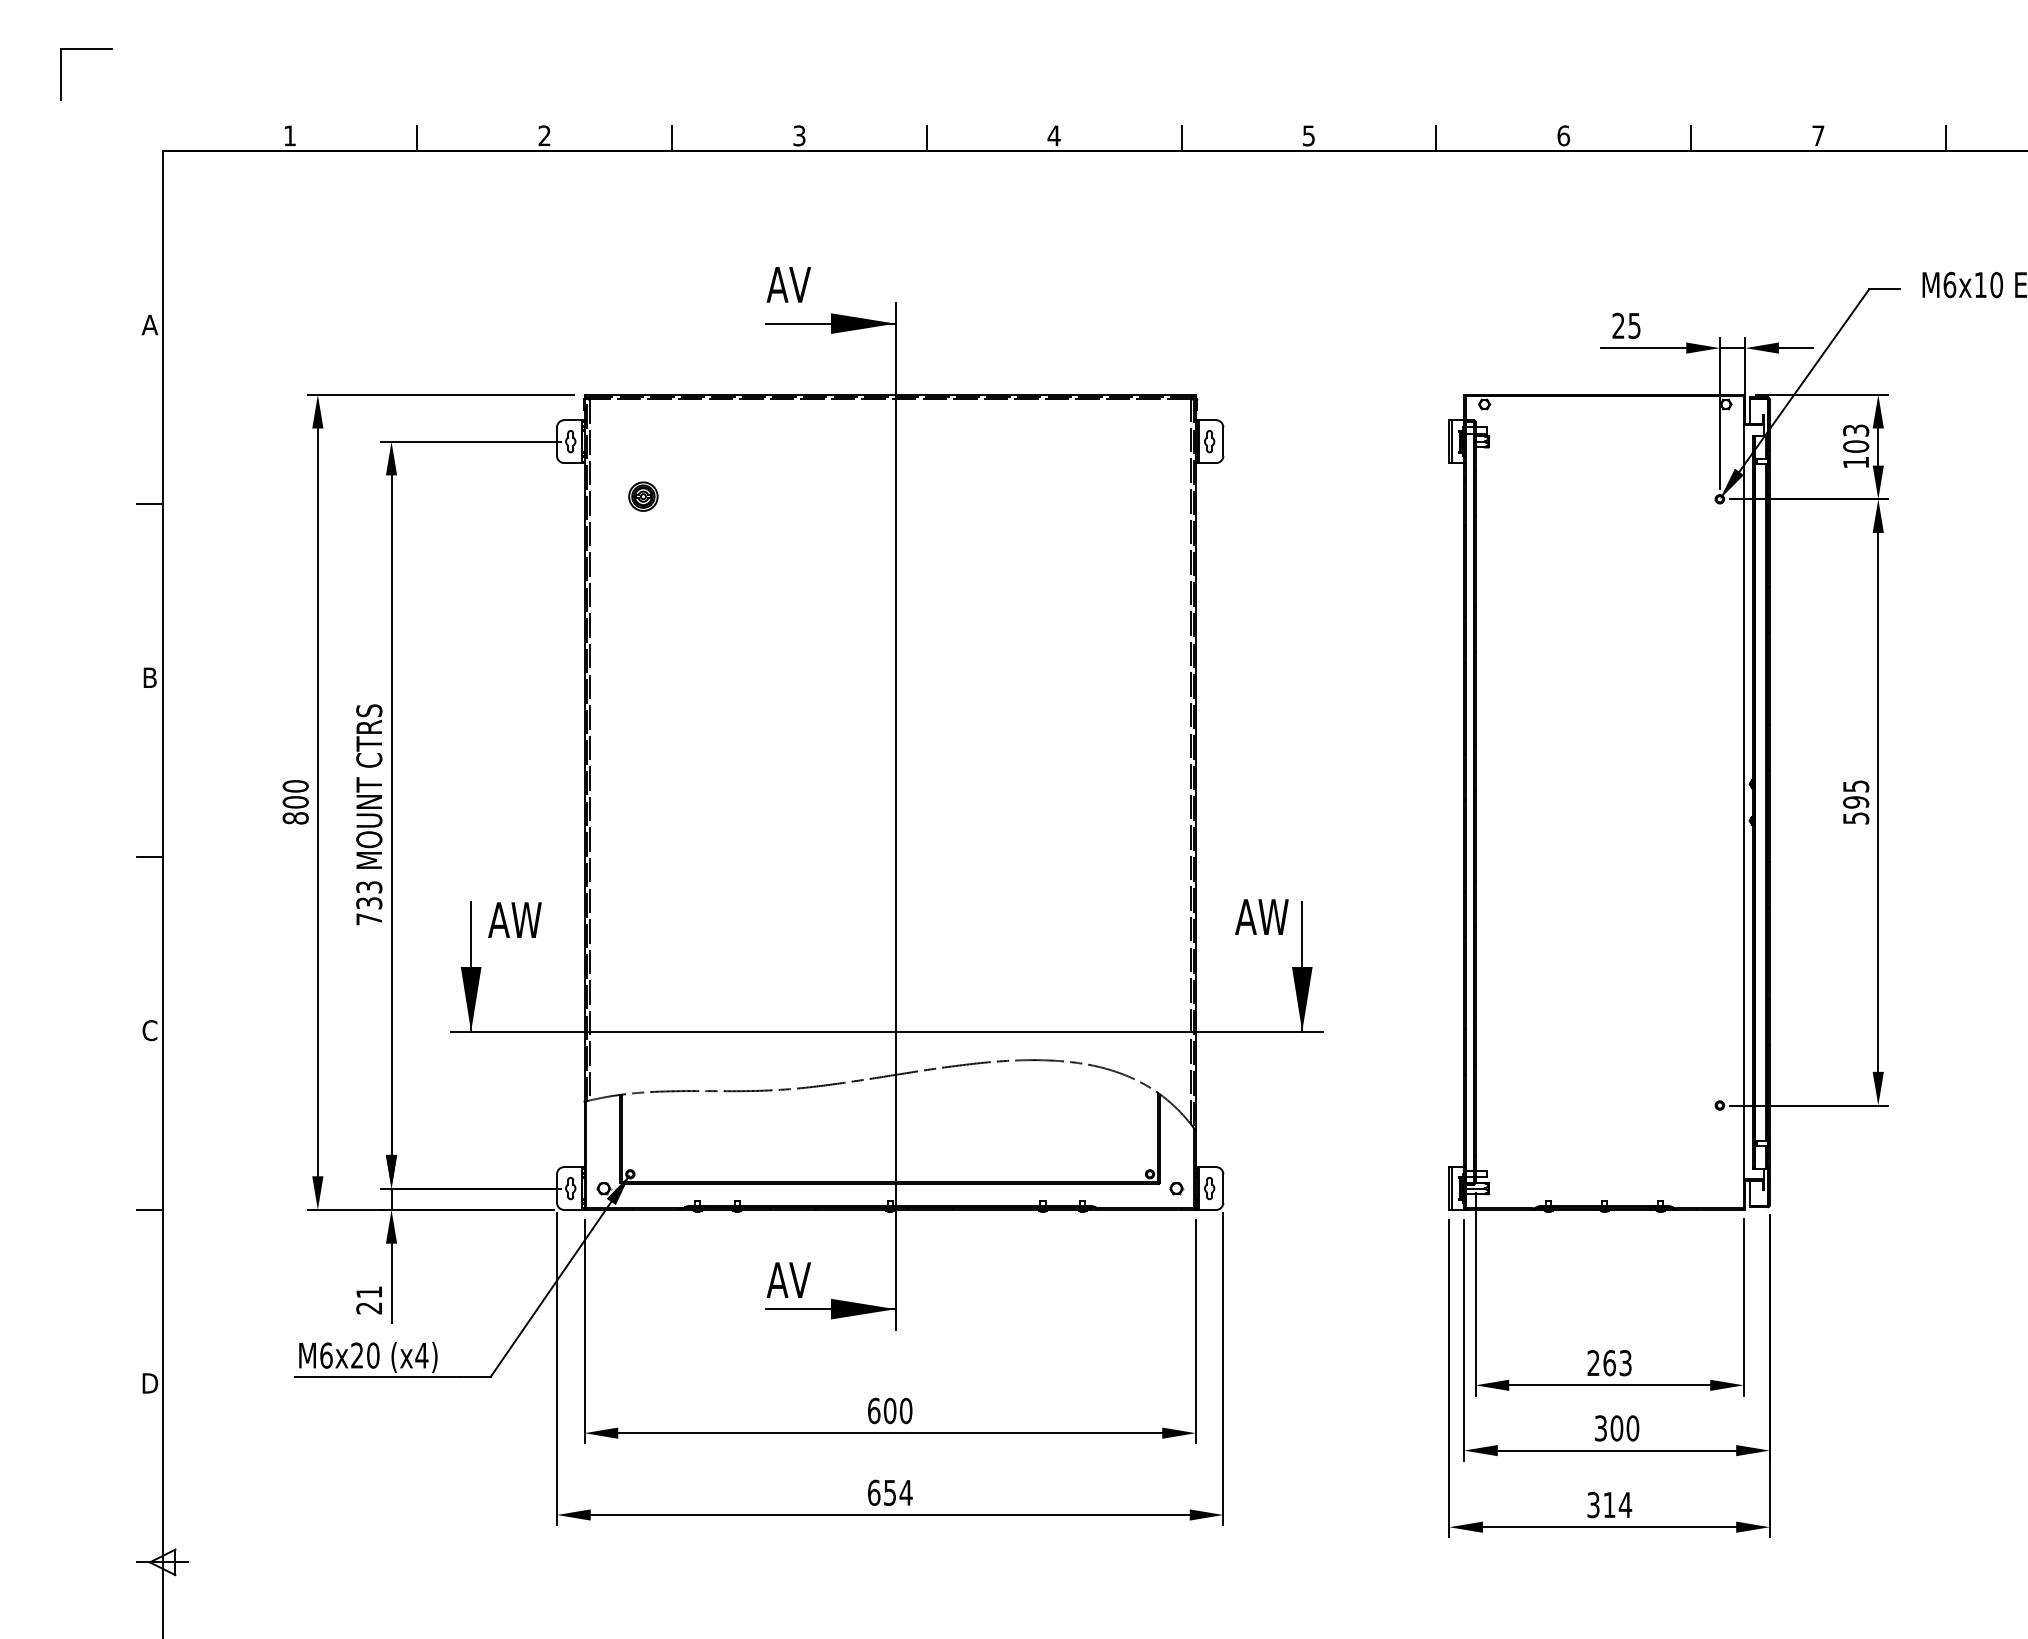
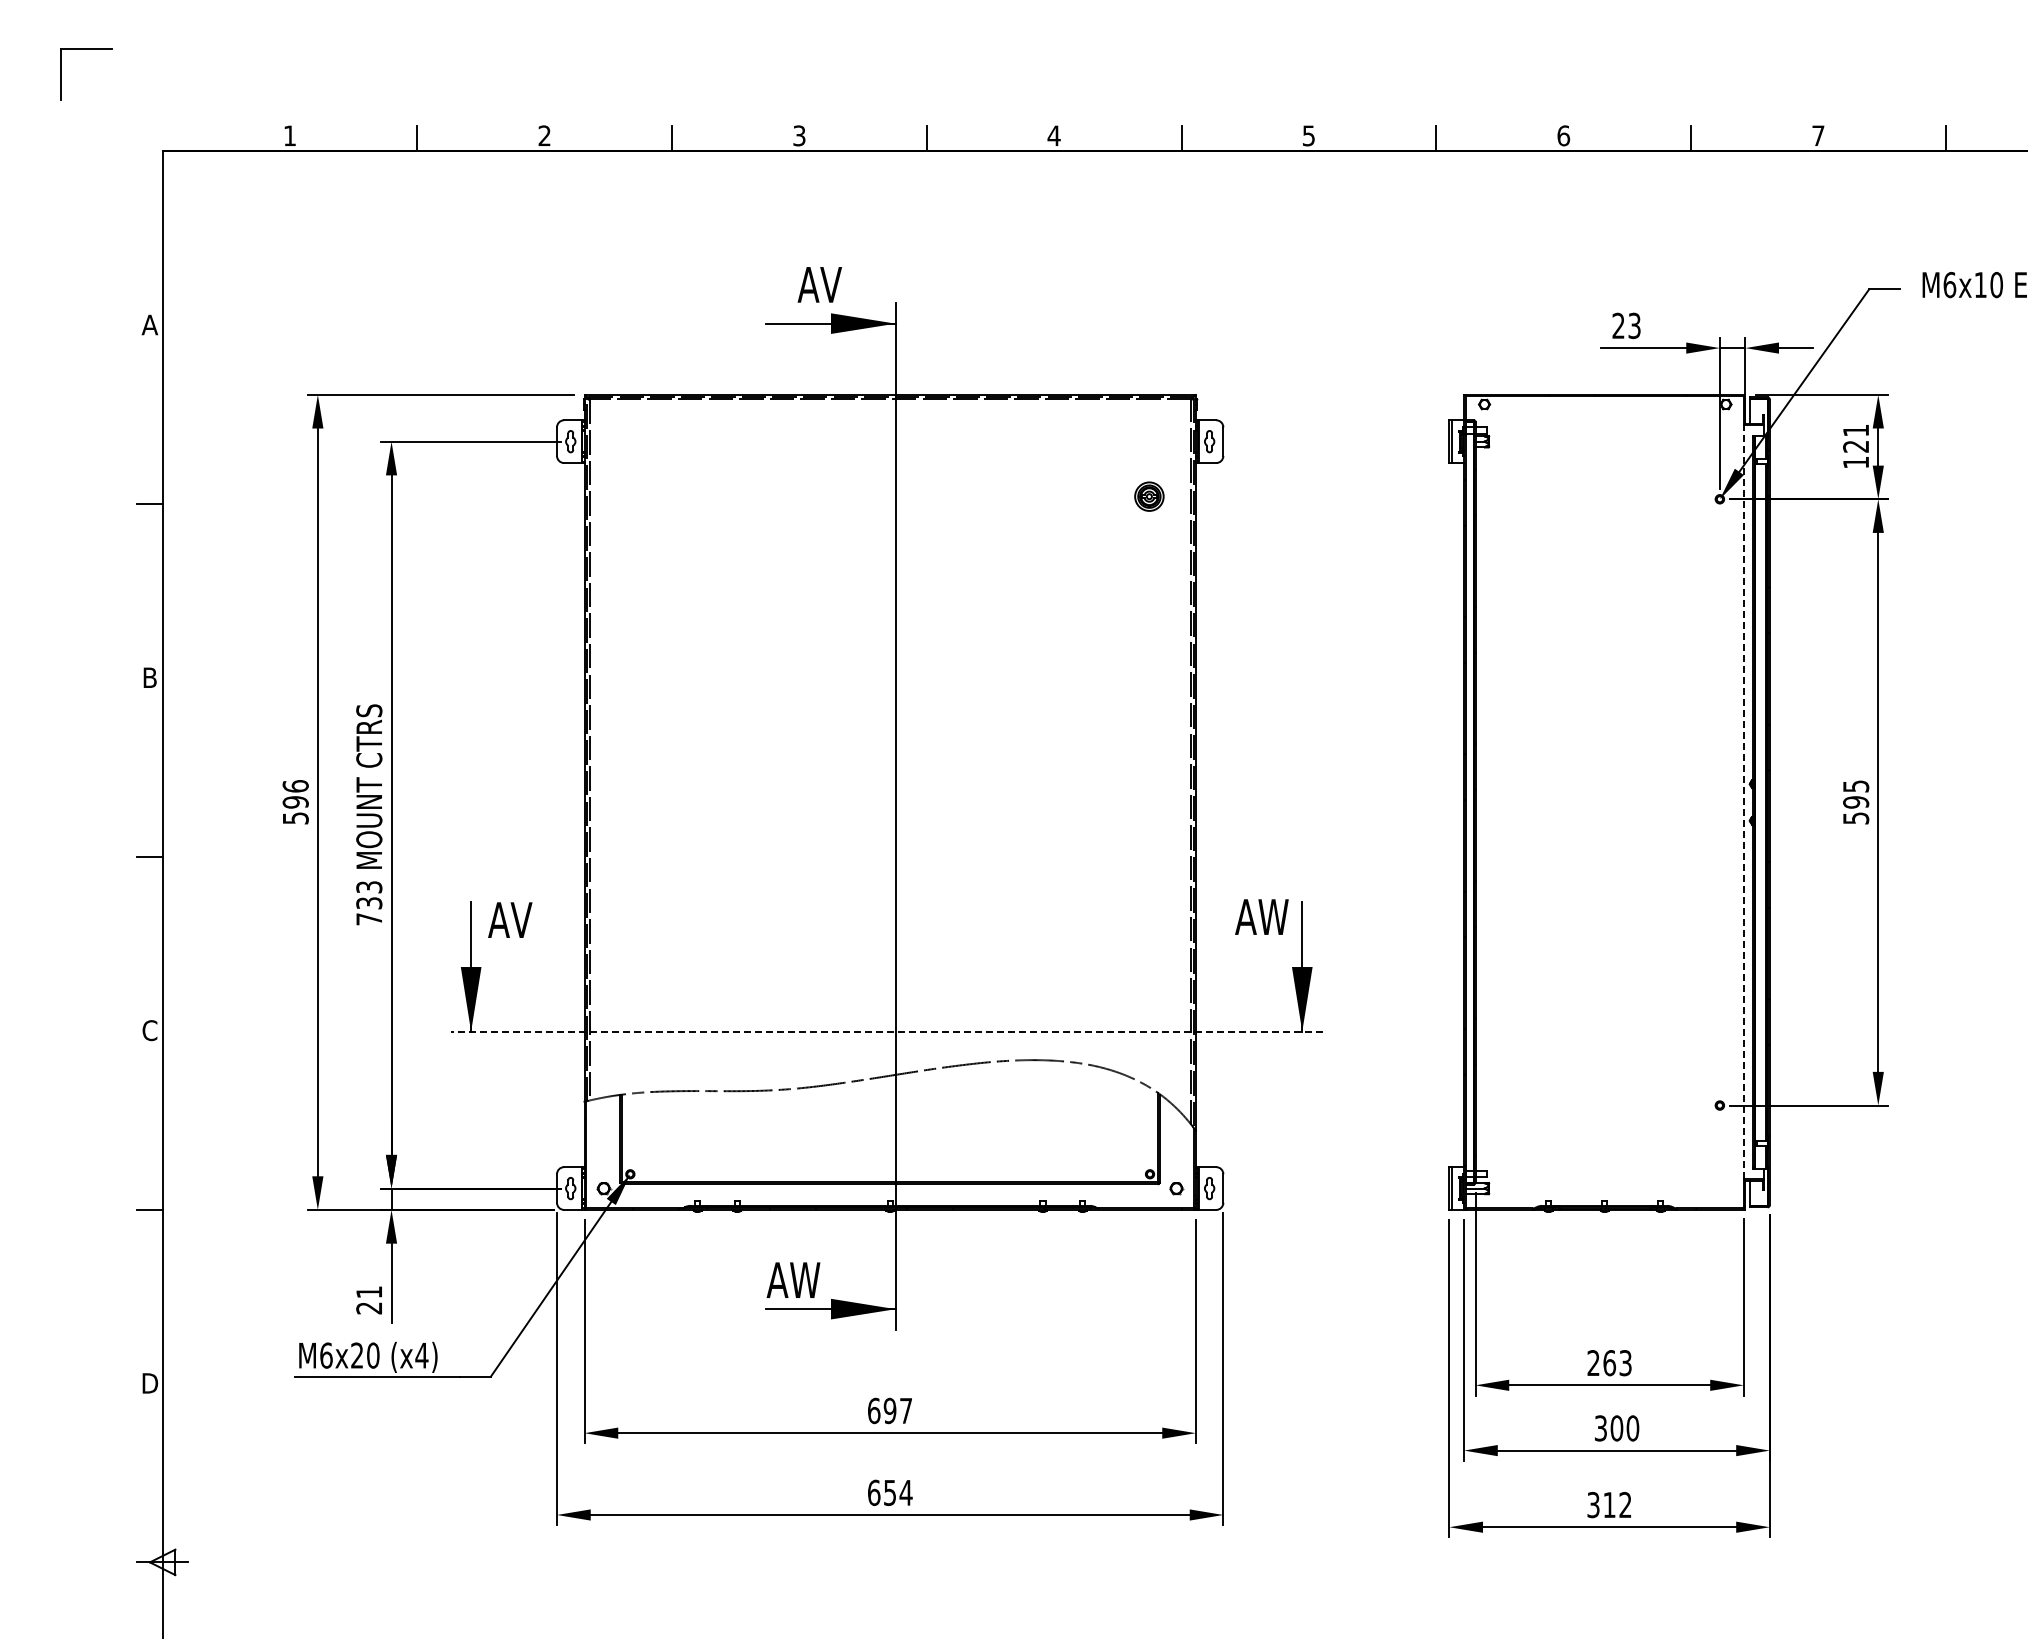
text position: (788, 284) -> (819, 284) (819, 284)
text: 25 -> 23 (1634, 325)
text: 103 -> 121 (1856, 438)
part position: (643, 496) -> (1149, 496) (1149, 496)
text: 800 -> 596 (295, 802)
line: solid -> dashed (1743, 802)
text: AW -> AV (525, 919)
line: solid -> dashed (886, 1031)
text: AV -> AW (804, 1279)
text: 600 -> 697 (897, 1410)
text: 314 -> 312 (1625, 1504)
